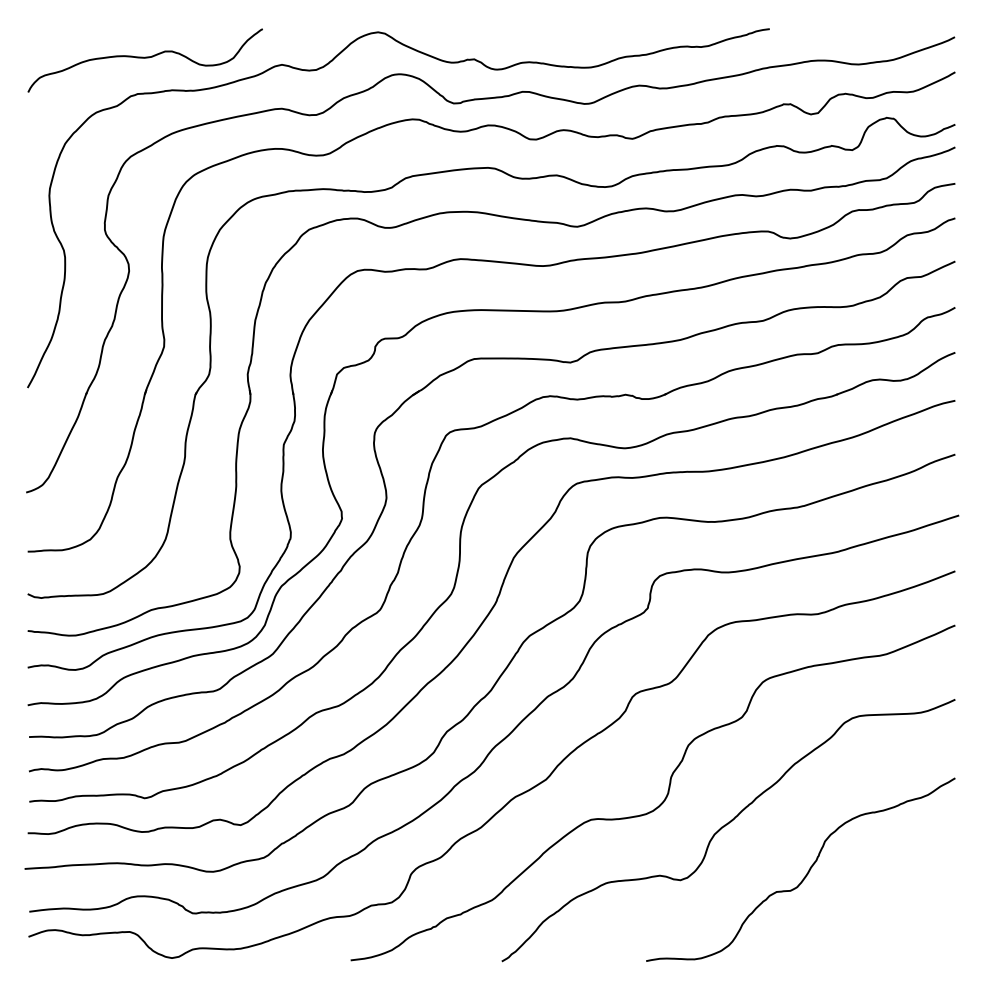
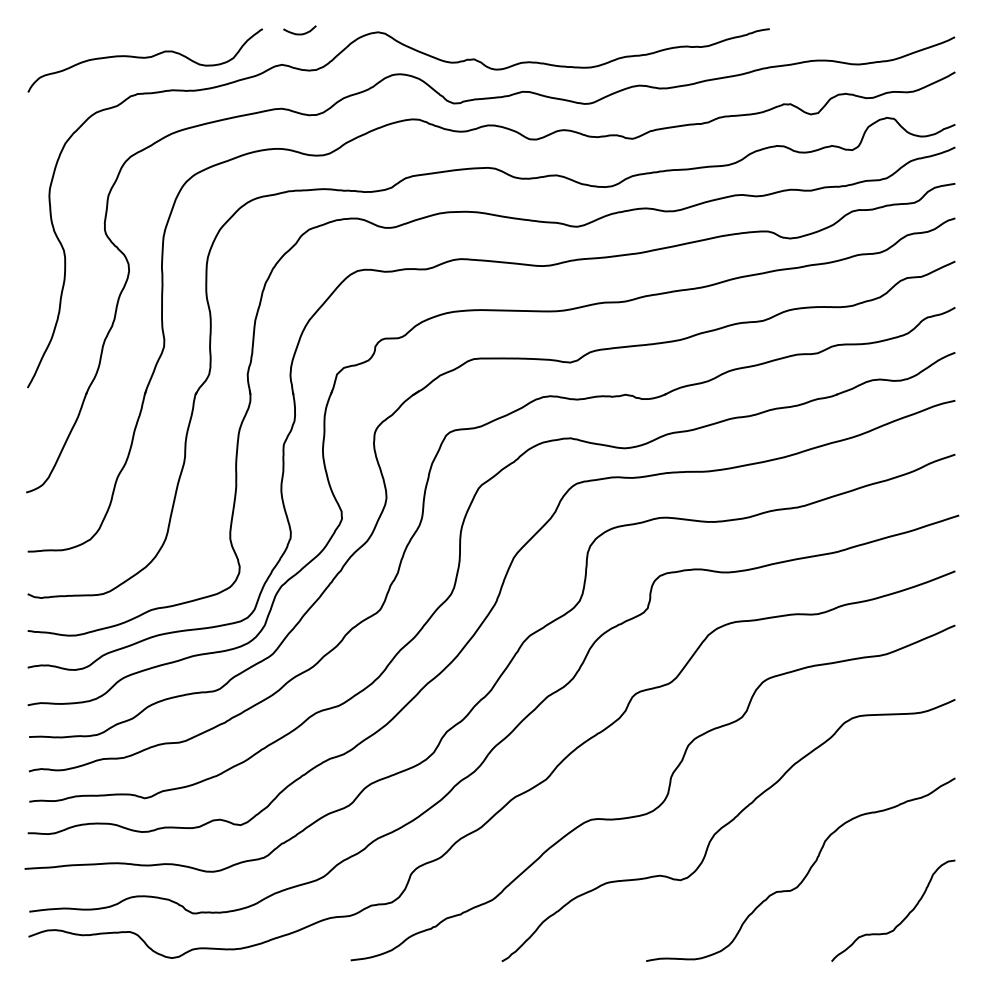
curve: none -> present (299, 33)
curve: none -> present (902, 919)
